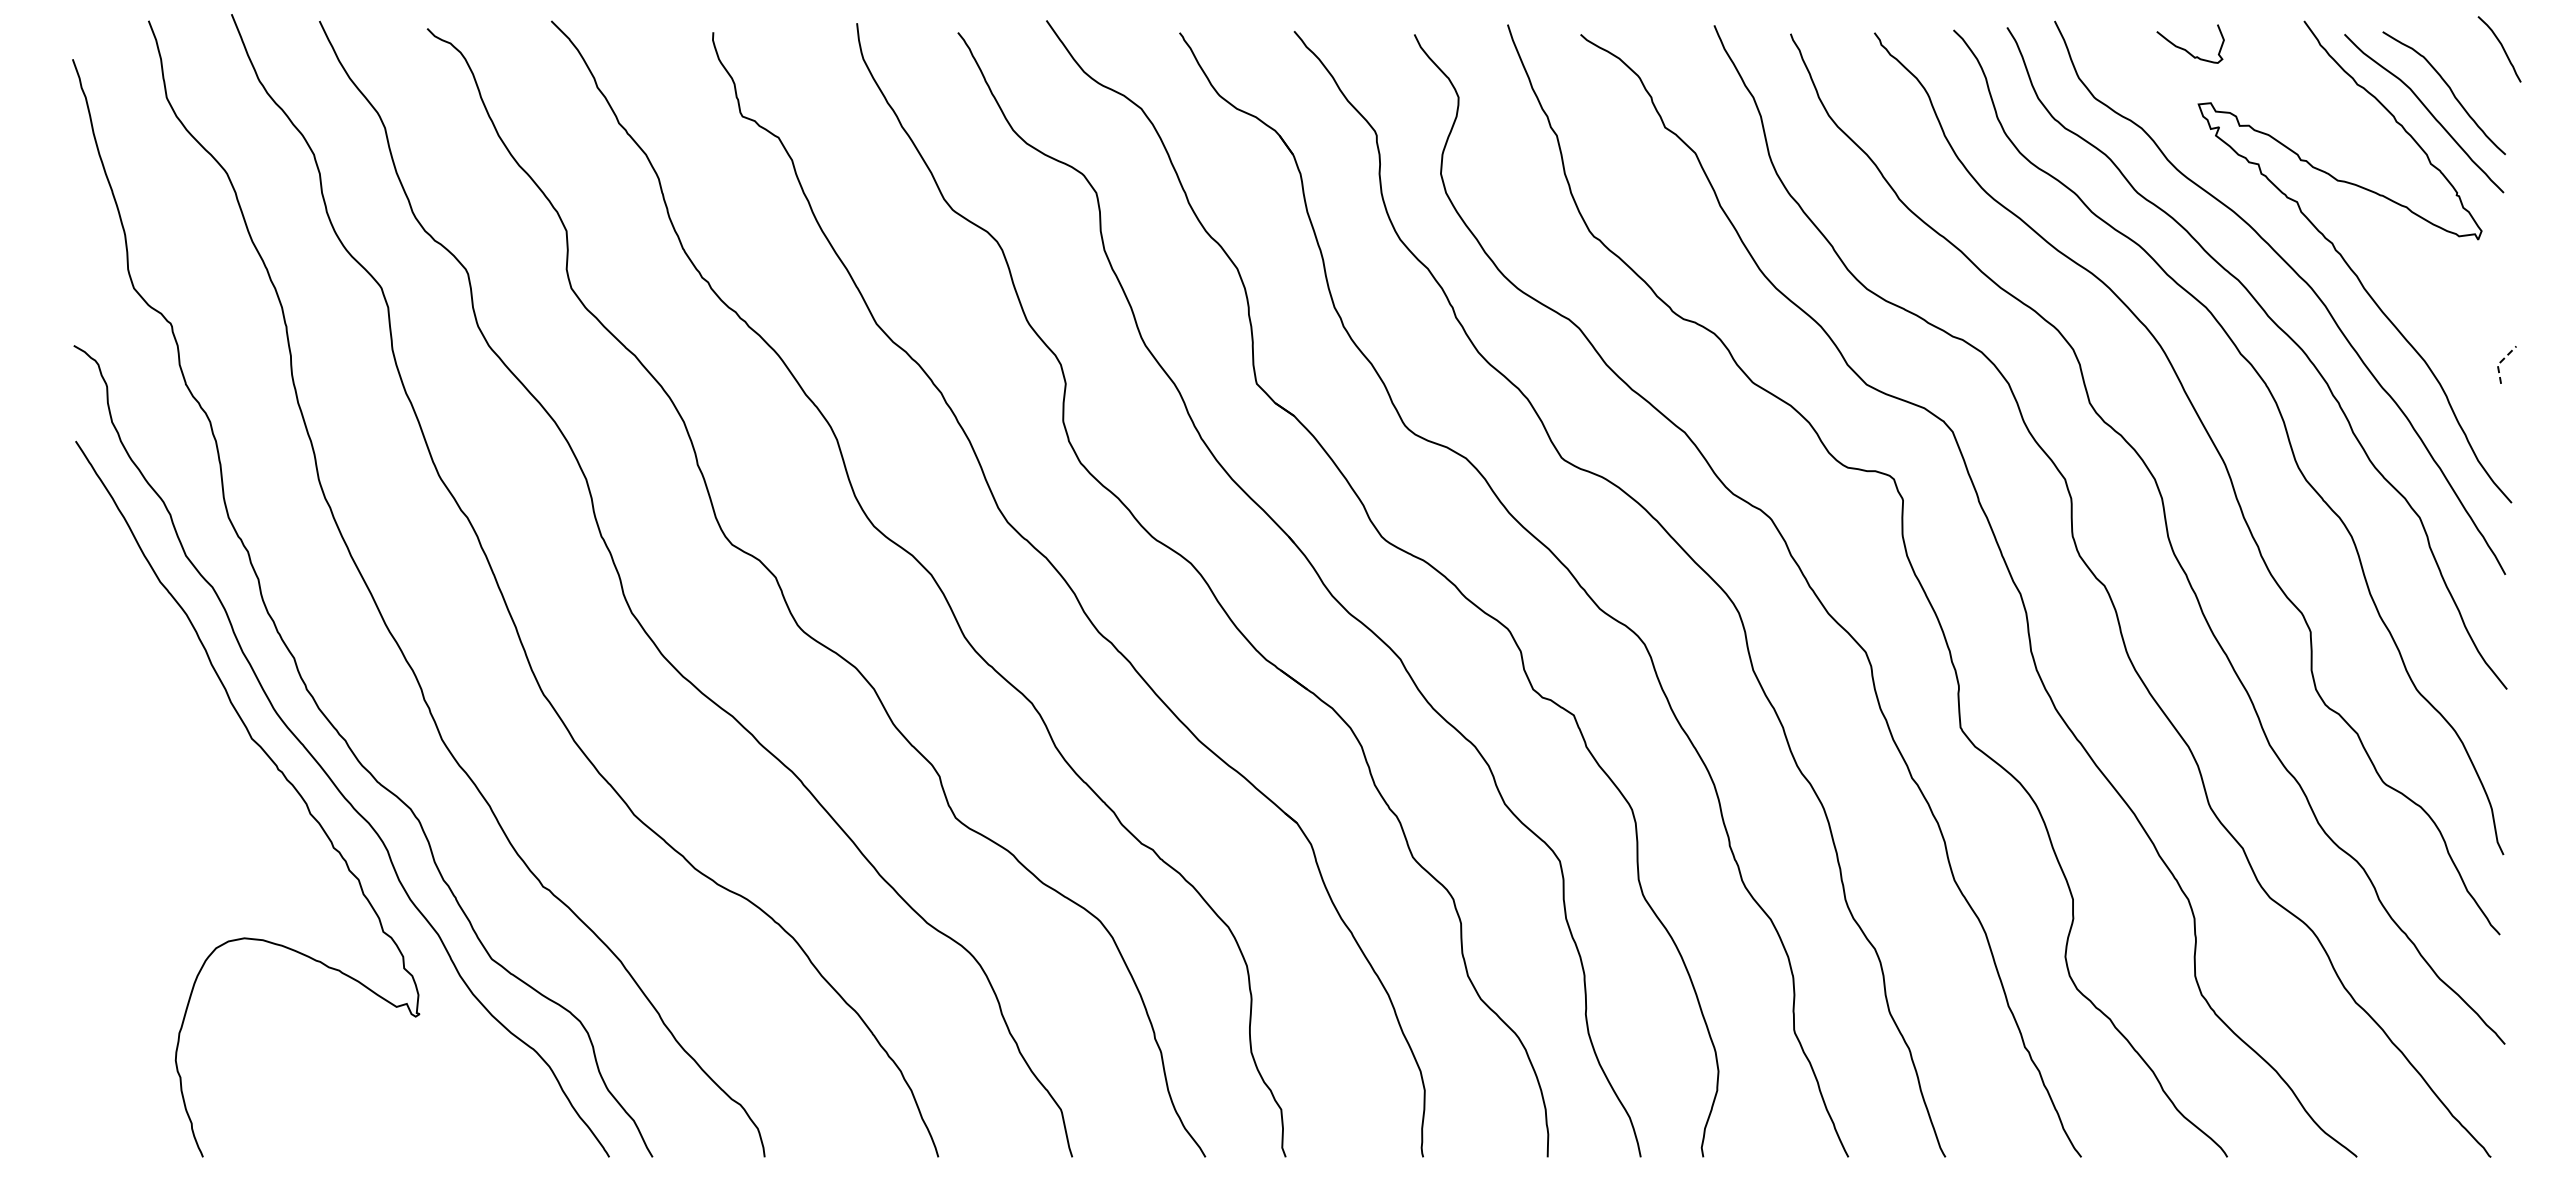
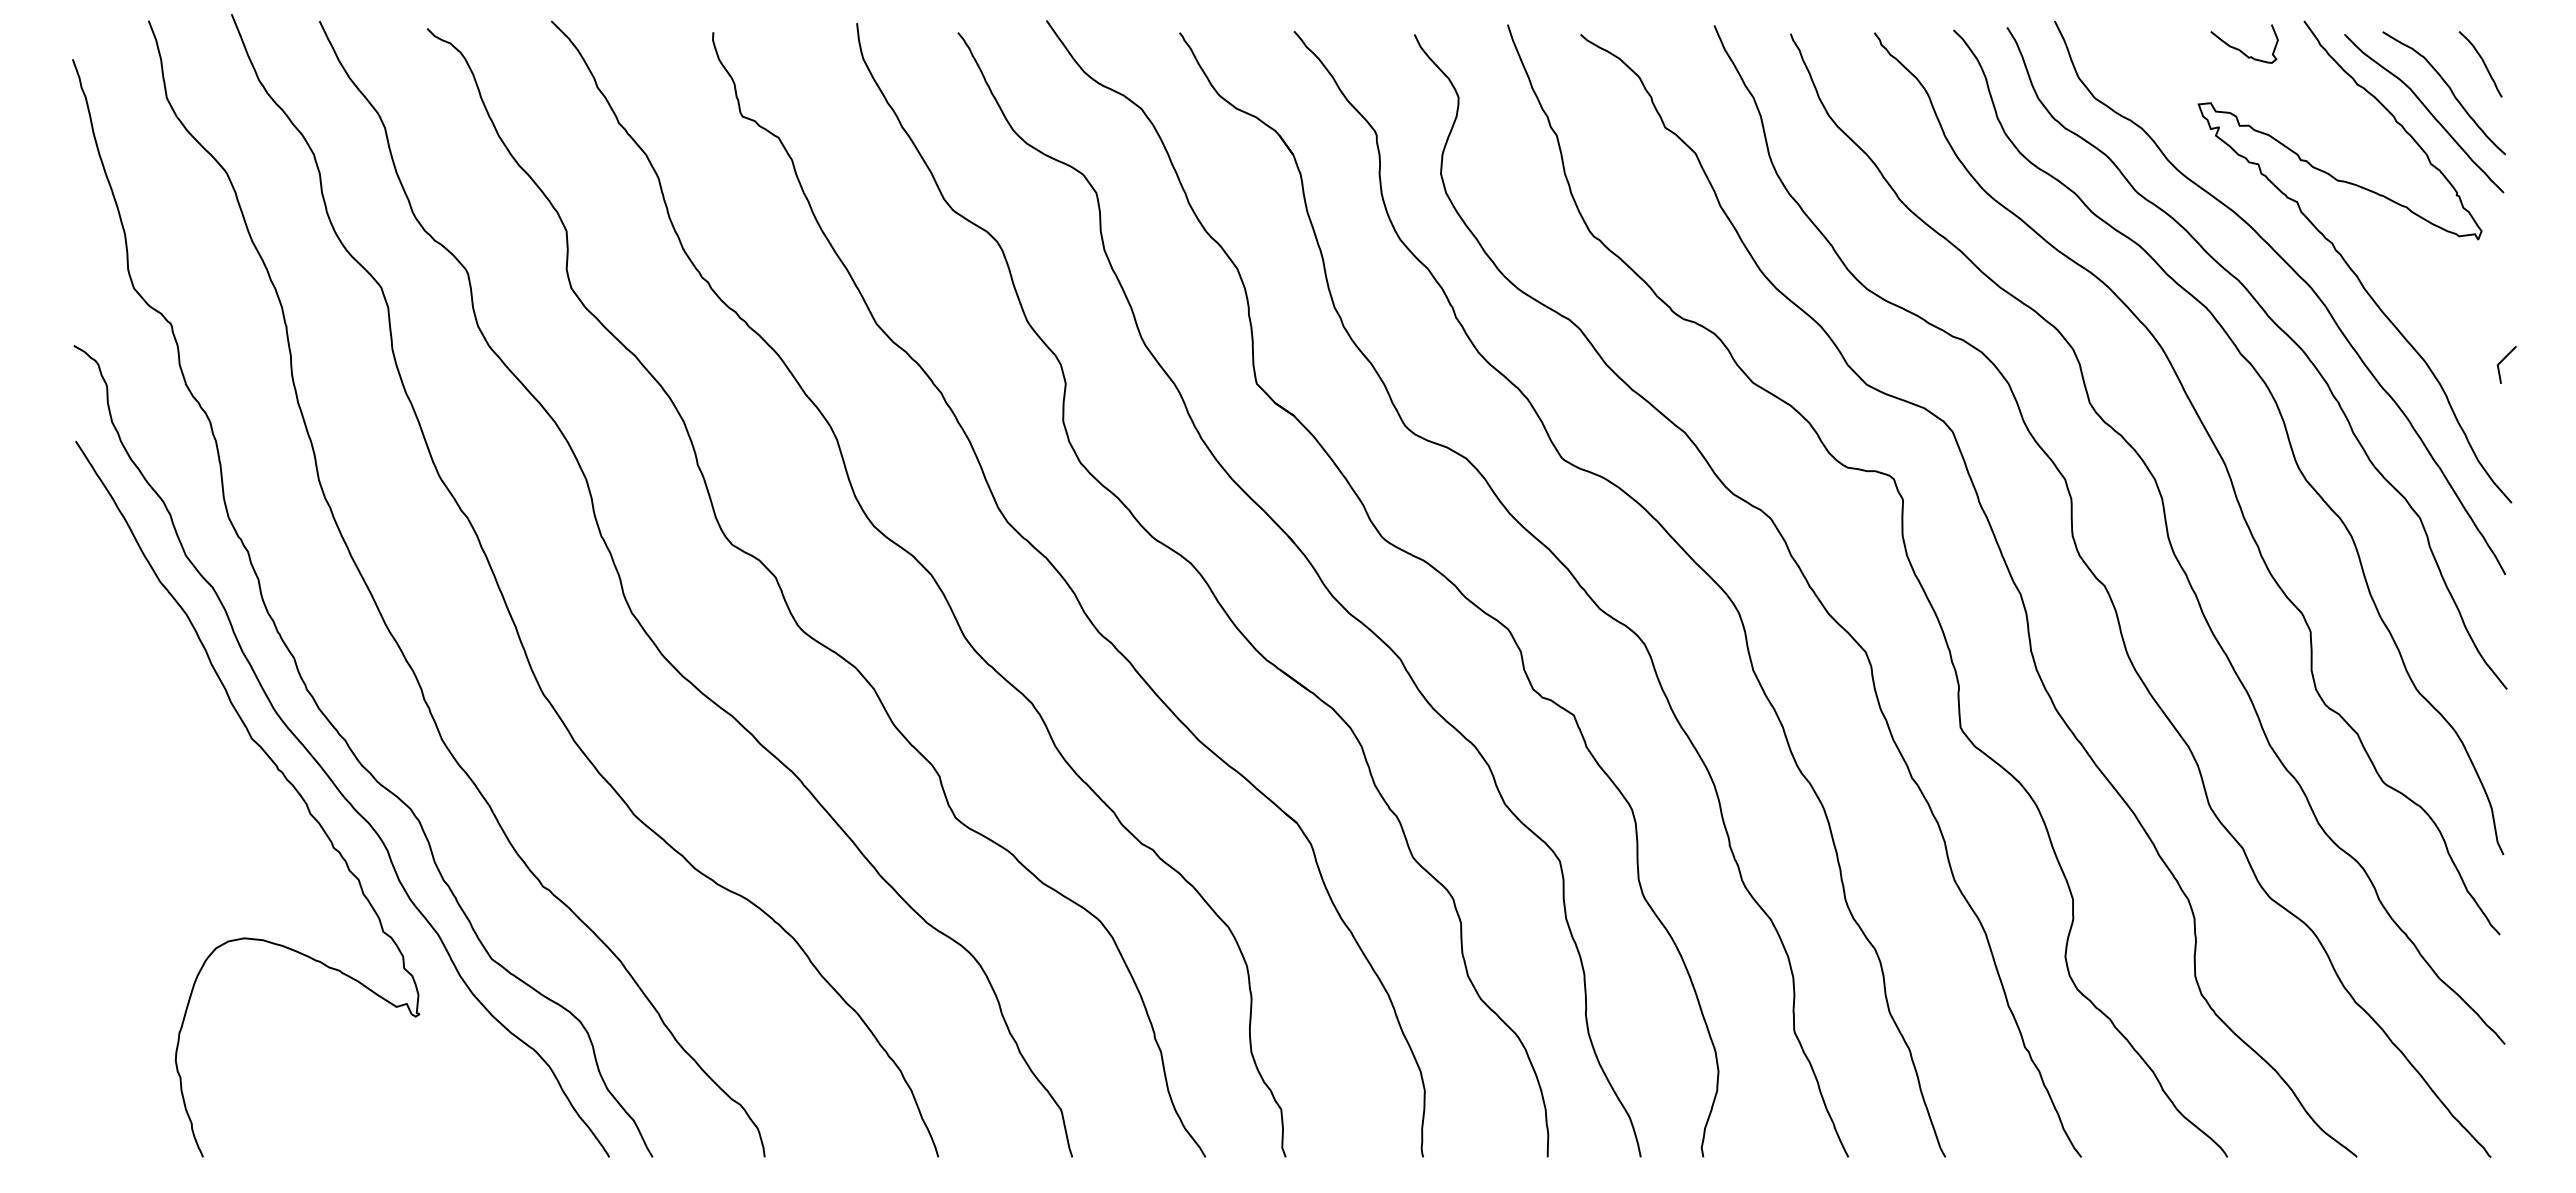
curve position: (2501, 47) -> (2482, 62) (2482, 62)
curve position: (2186, 49) -> (2240, 49) (2240, 49)
line: dashed -> solid (2500, 362)
